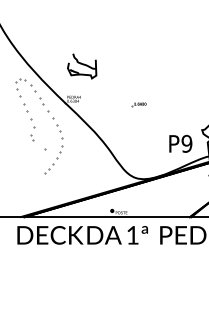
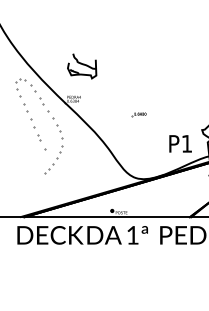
part position: (138, 104) -> (138, 114) (138, 114)
part position: (32, 137) -> (39, 137) (39, 137)
text: P9 -> P1 (186, 143)
